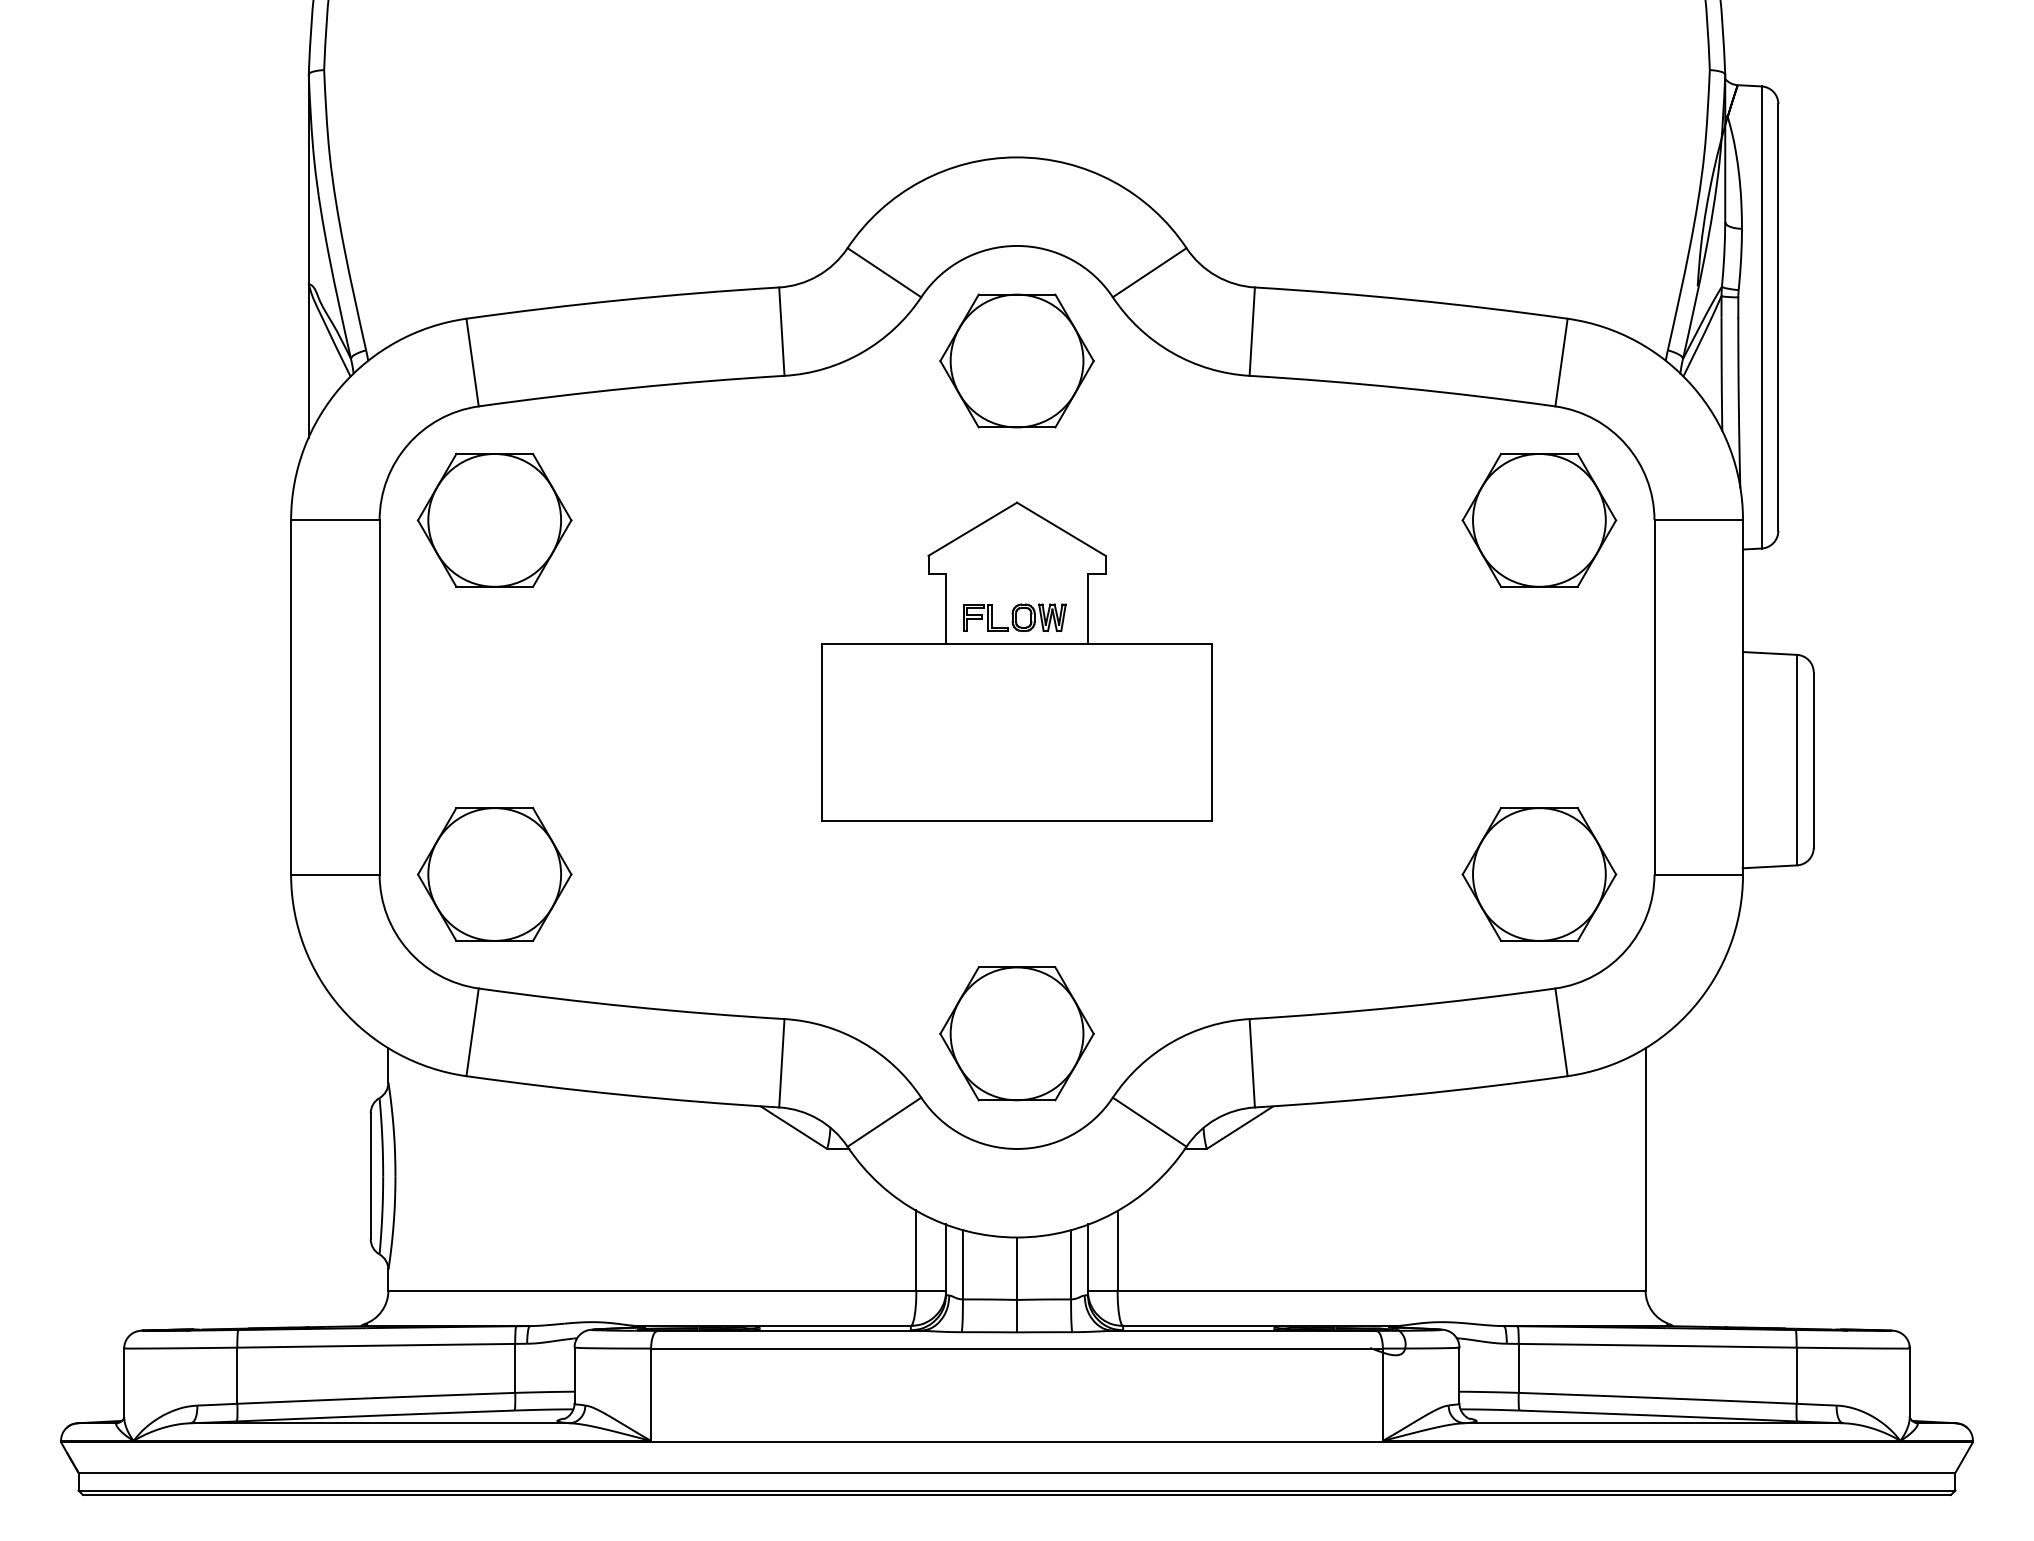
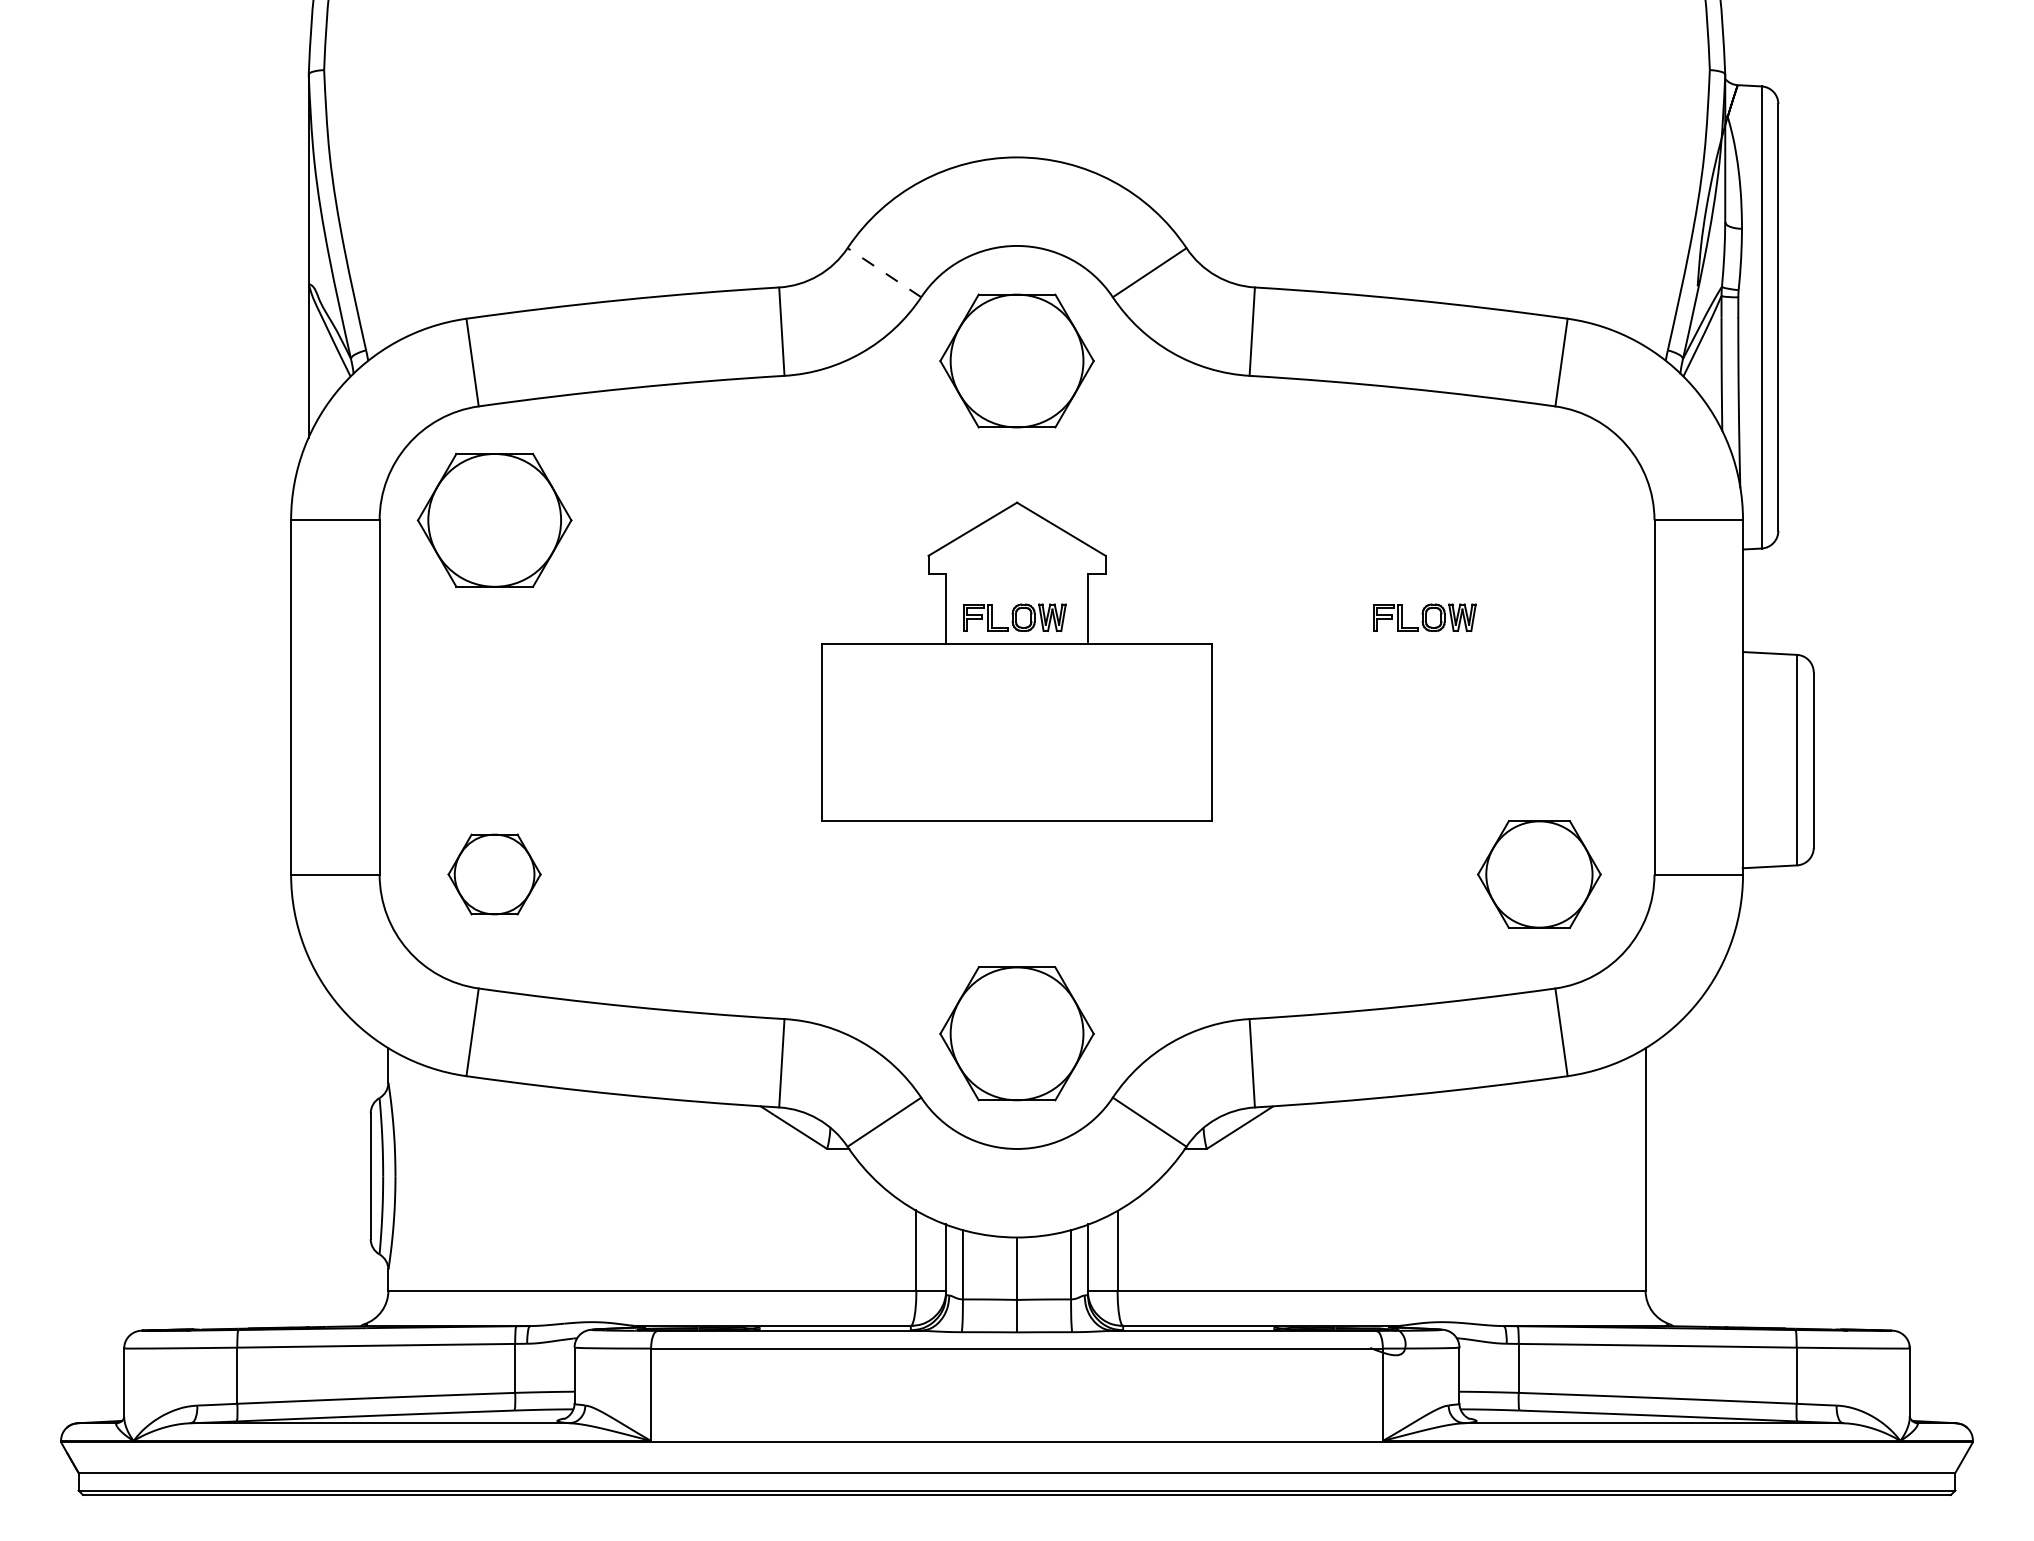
line: solid -> dashed (884, 272)
part: present -> none (1539, 520)
part: none -> present (1424, 617)
part size: 157x135 px -> 95x83 px (494, 874)
part size: 157x135 px -> 125x109 px (1539, 874)
